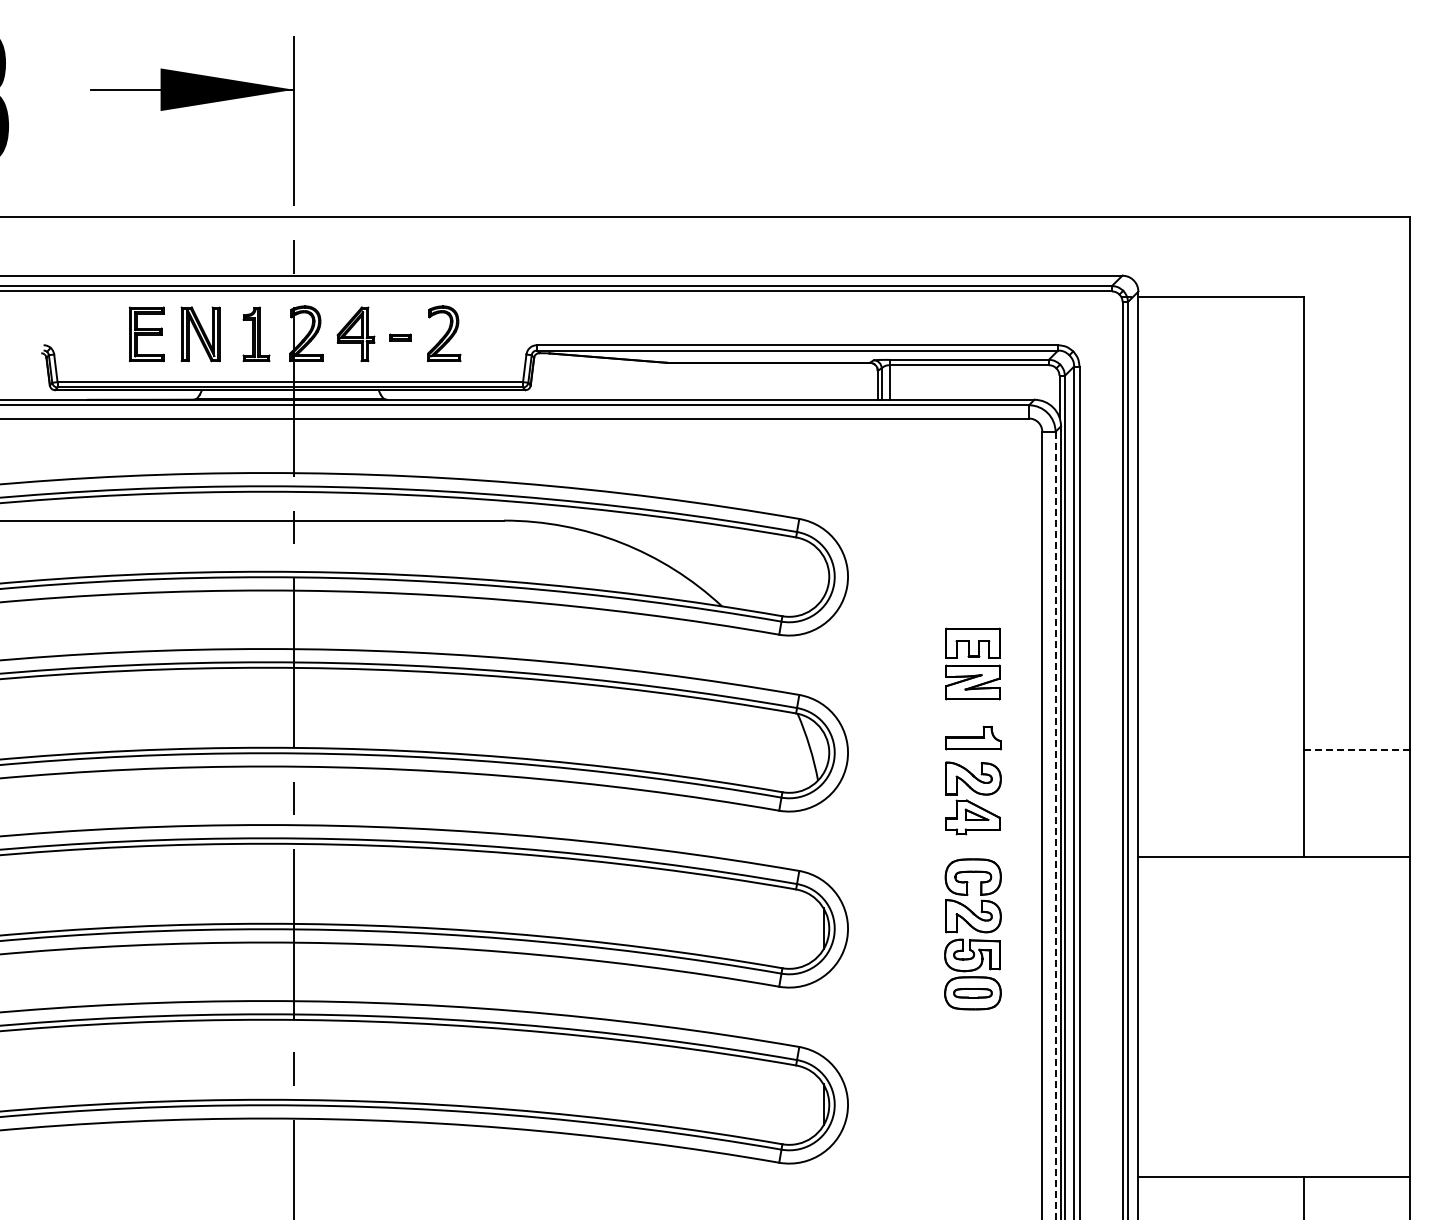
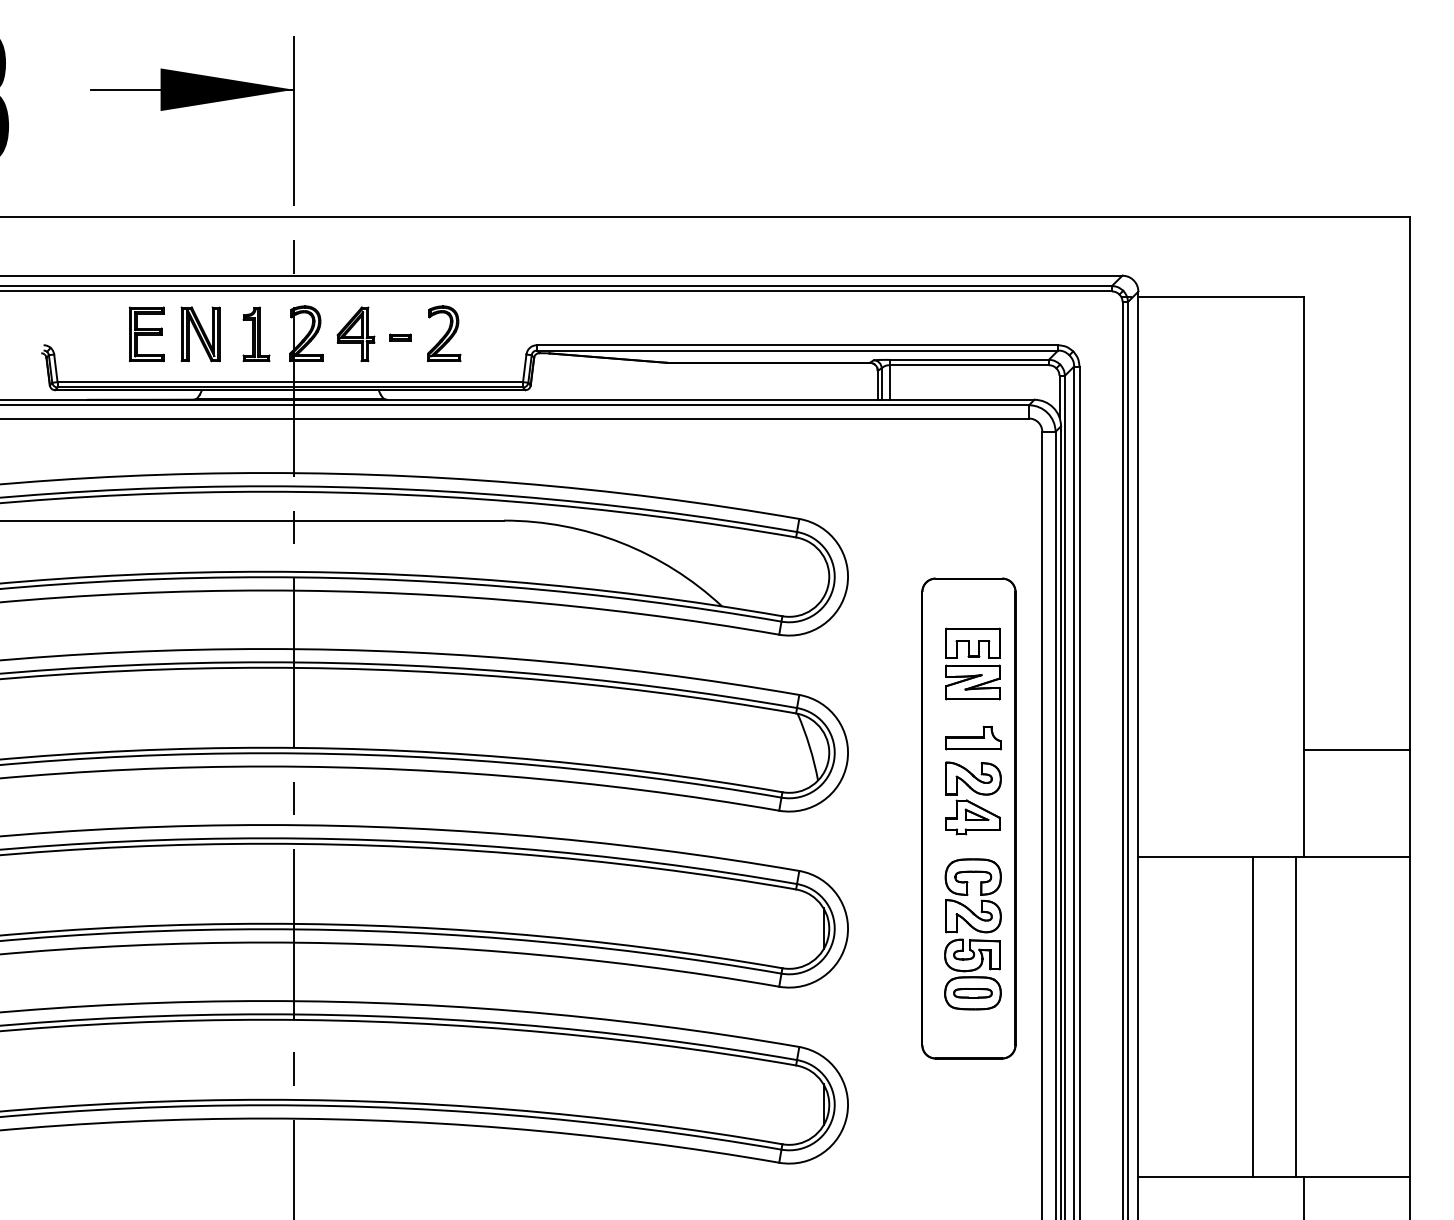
line: dashed -> solid (1357, 749)
part: none -> present (968, 818)
line: dashed -> solid (1055, 825)
line: none -> present (1253, 1016)
line: none -> present (1295, 1016)
